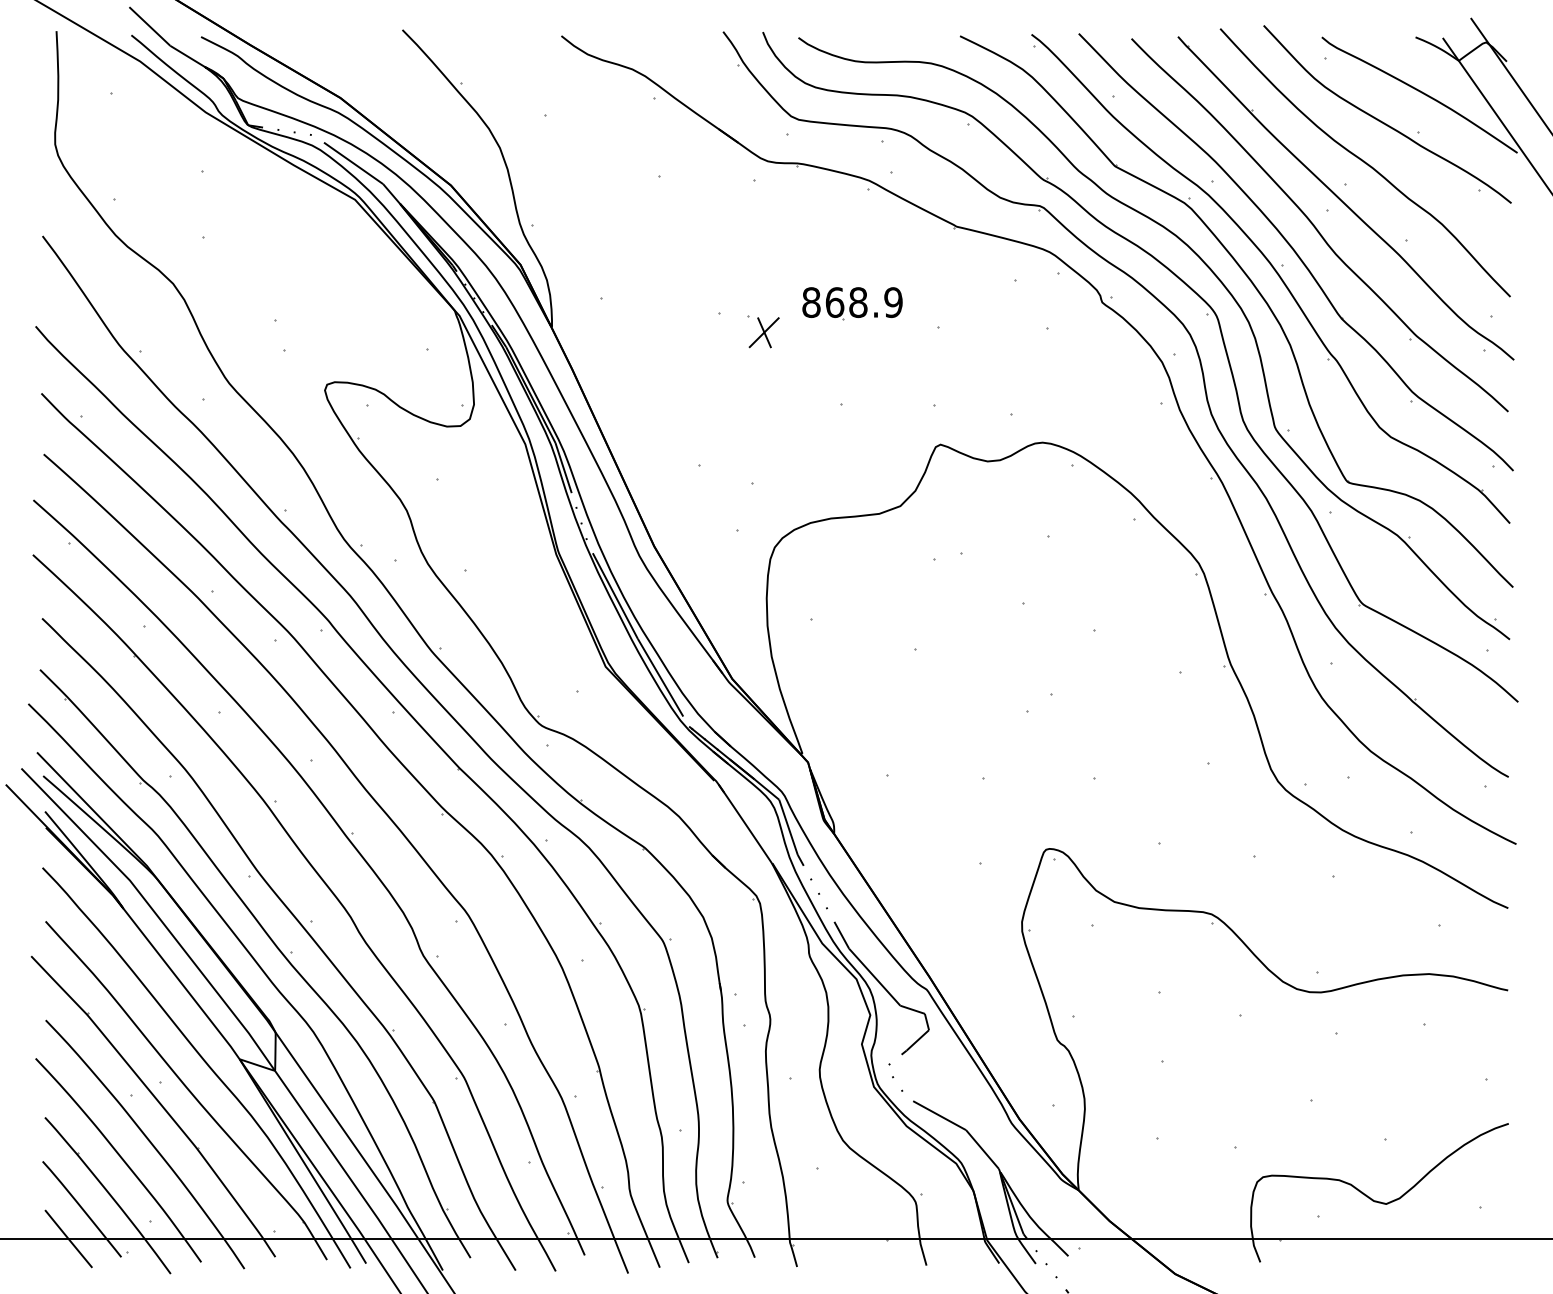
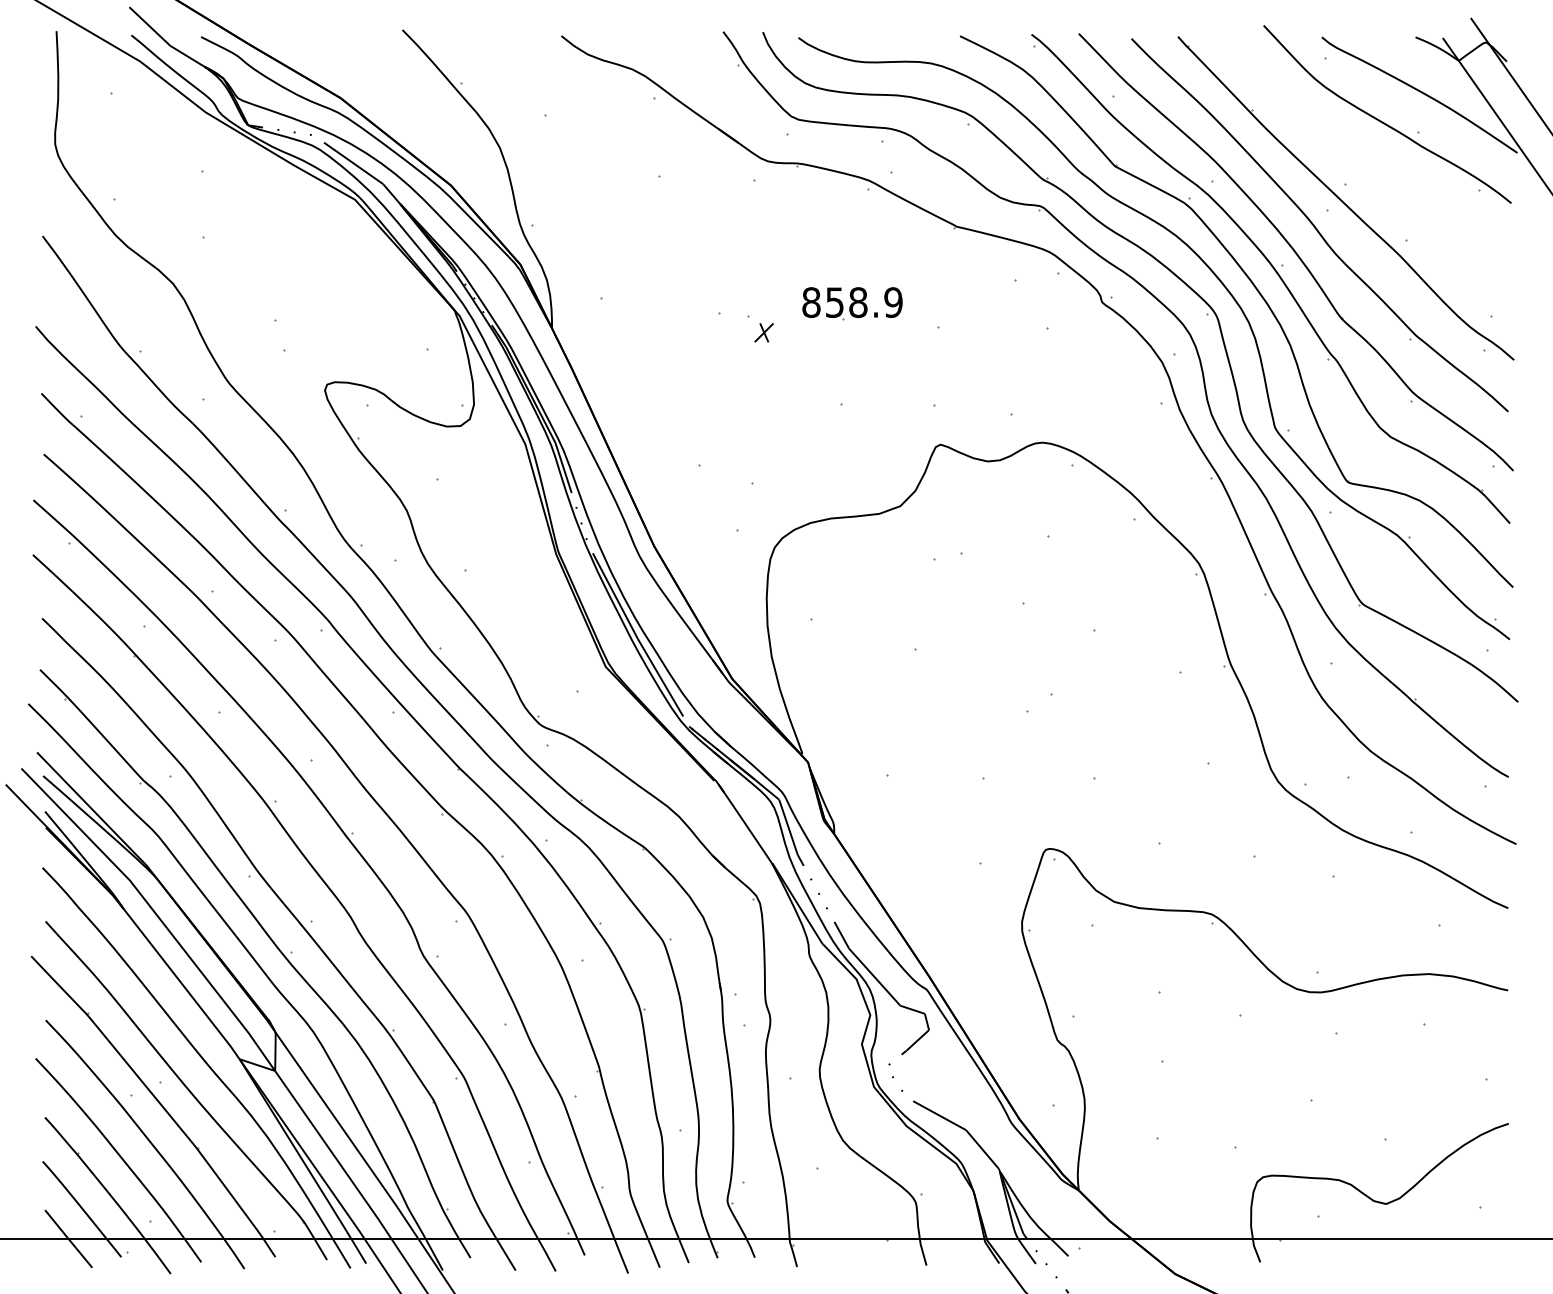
curve: present -> none (1364, 162)
text: 868.9 -> 858.9 (834, 302)
part size: 32x32 px -> 20x20 px (763, 332)
